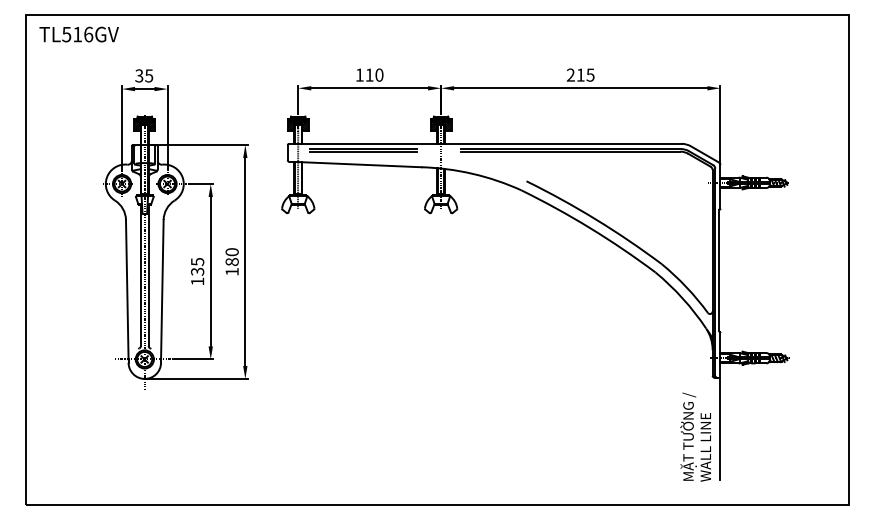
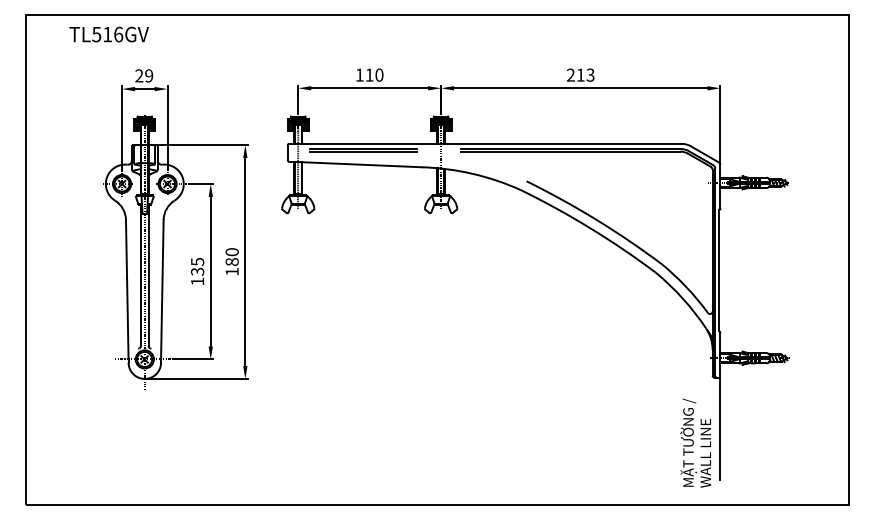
text position: (78, 34) -> (108, 34) (108, 34)
text: 215 -> 213 (590, 74)
text: 35 -> 29 (144, 75)
text position: (695, 436) -> (695, 442) (695, 442)
